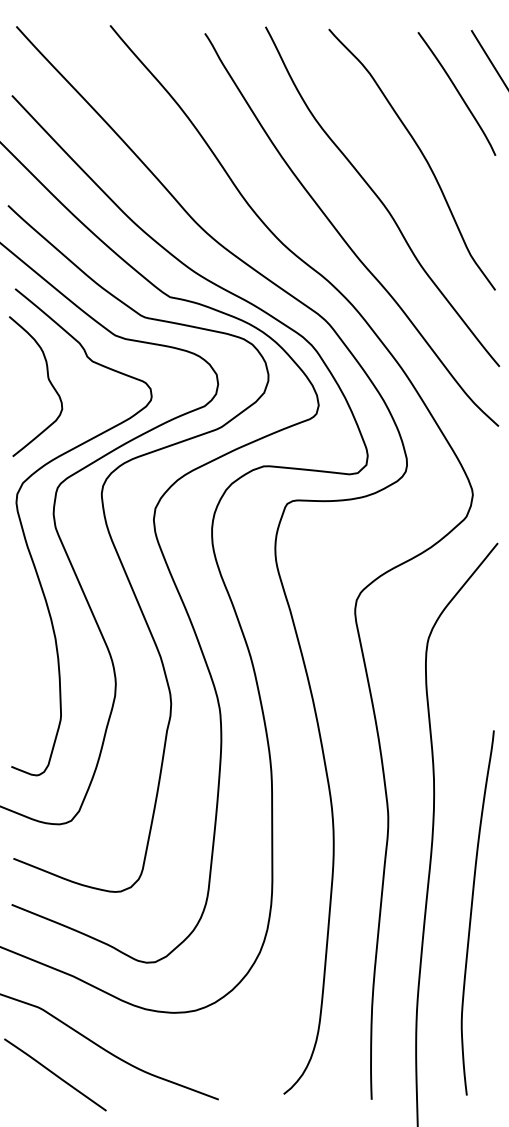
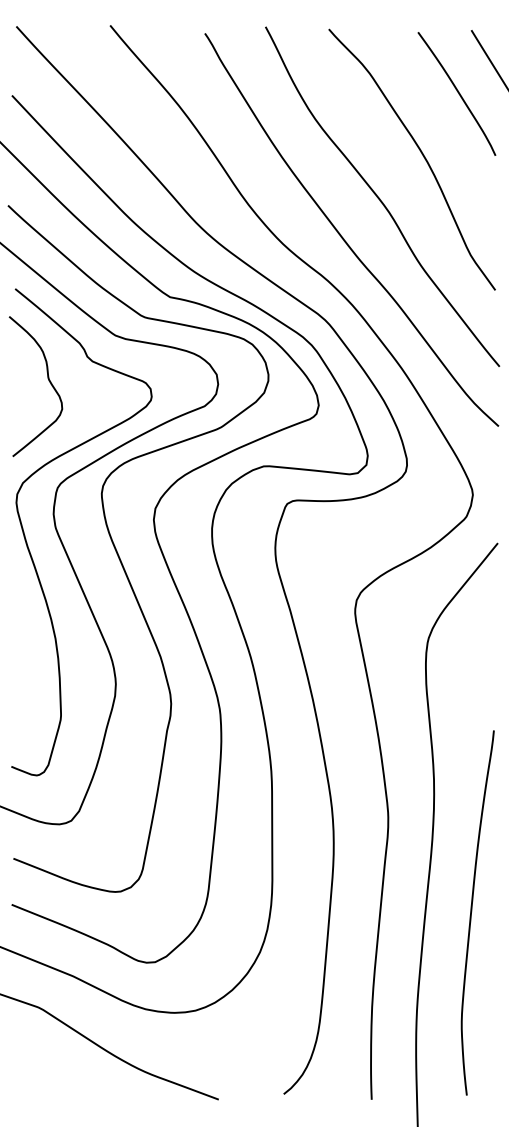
line: present -> none (55, 1074)
